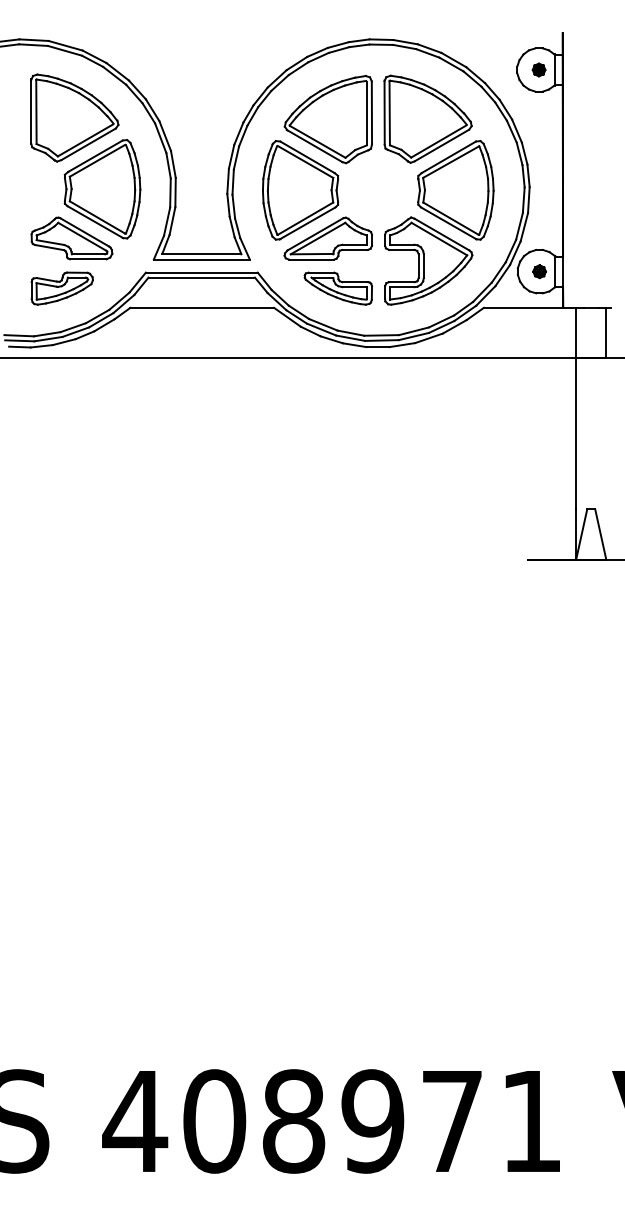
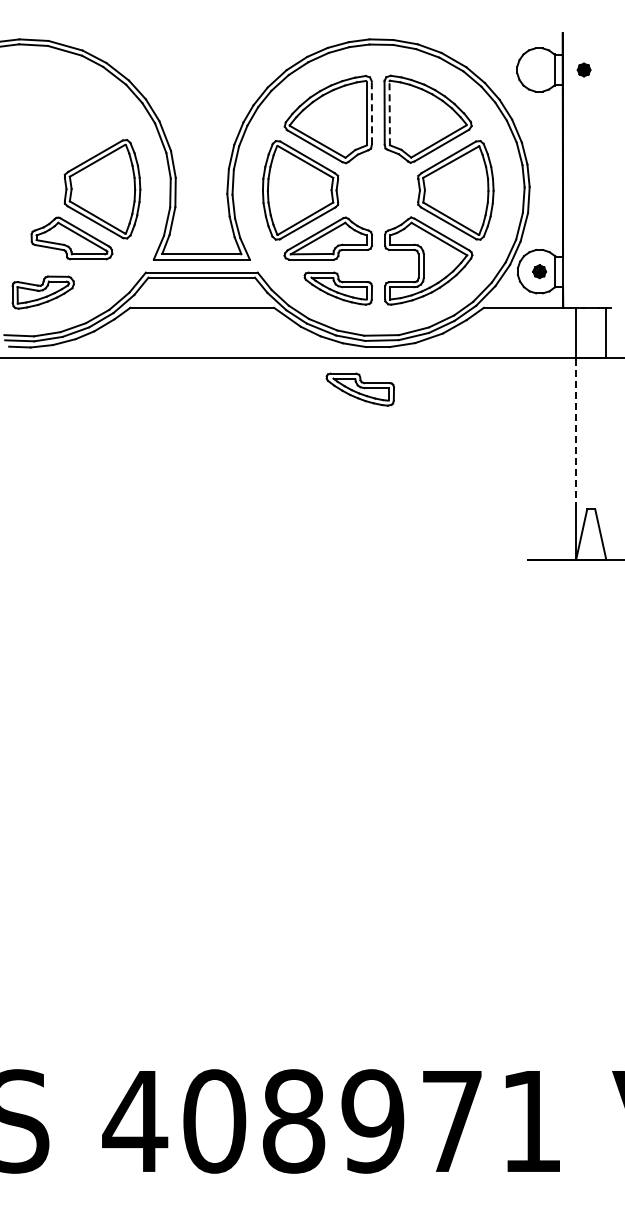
part position: (538, 69) -> (583, 69) (583, 69)
line: solid -> dashed (371, 112)
line: solid -> dashed (389, 112)
part: present -> none (74, 117)
part position: (61, 288) -> (42, 292) (42, 292)
part: none -> present (359, 389)
line: solid -> dashed (576, 433)
